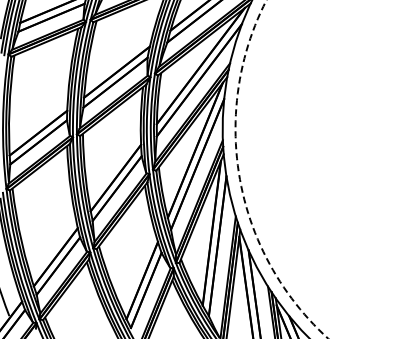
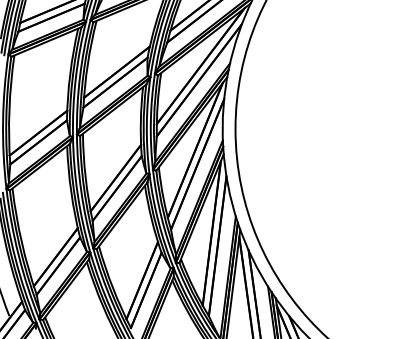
circle: dashed -> solid (281, 169)
